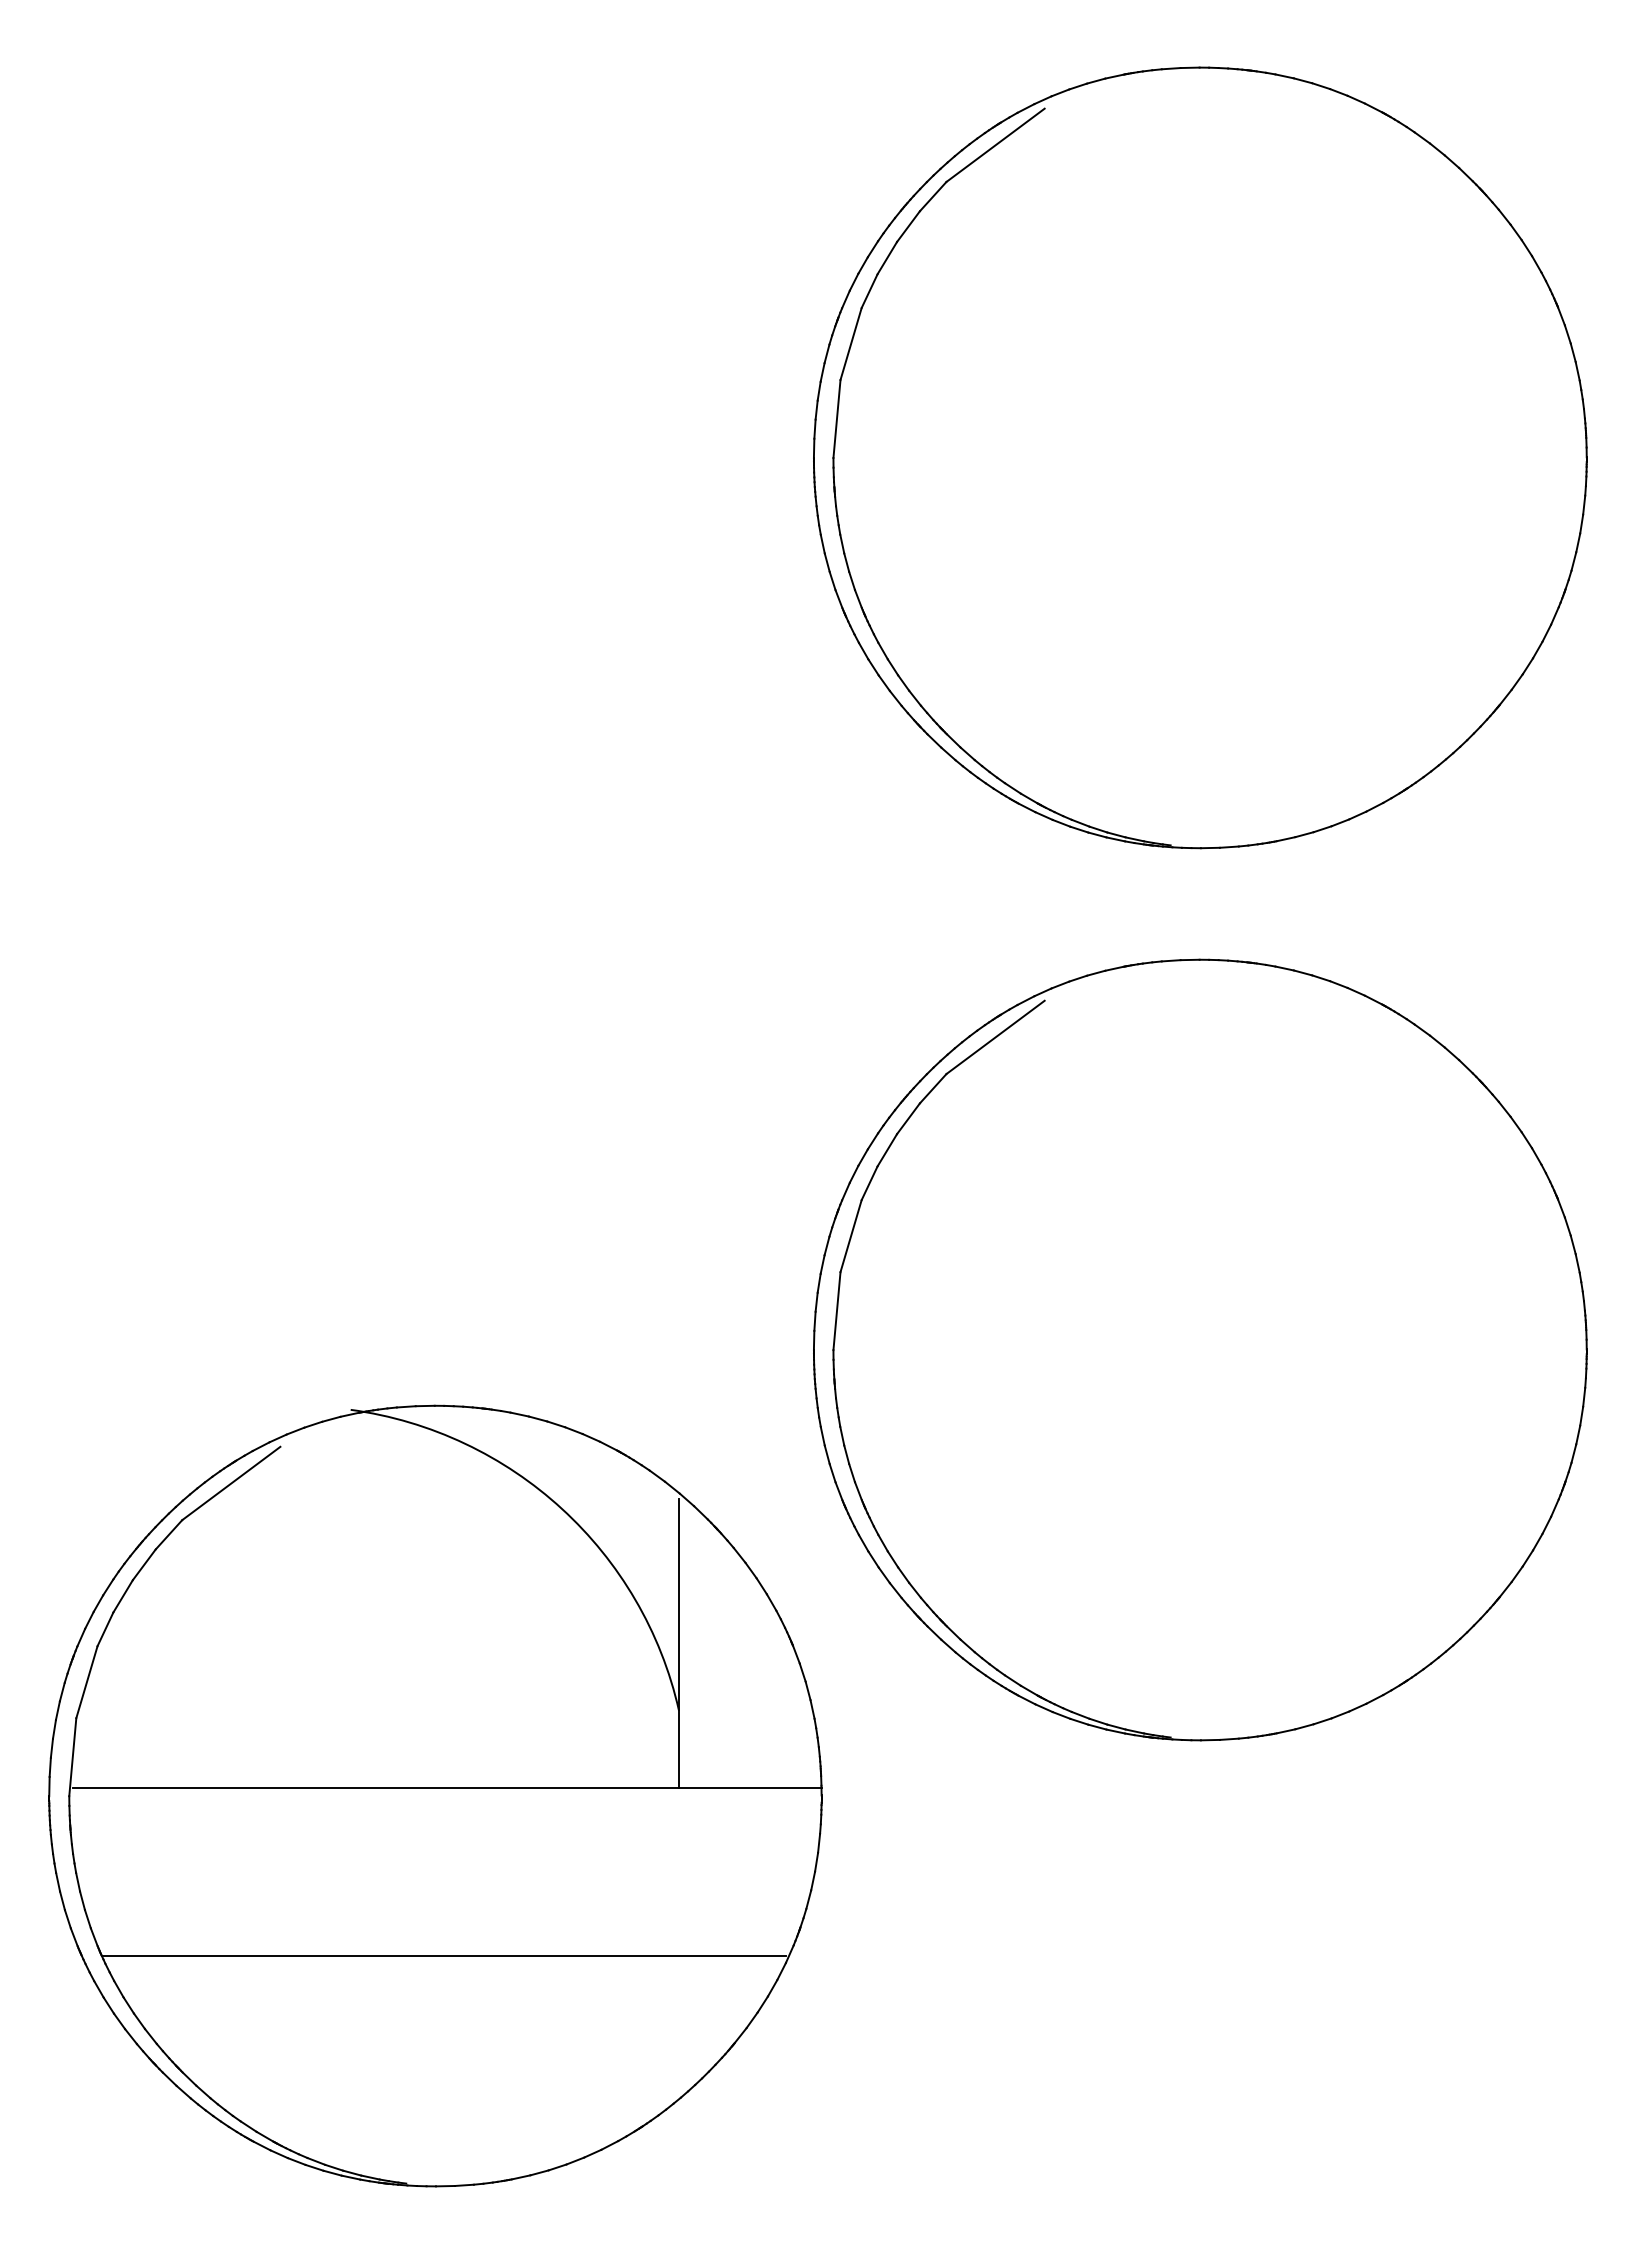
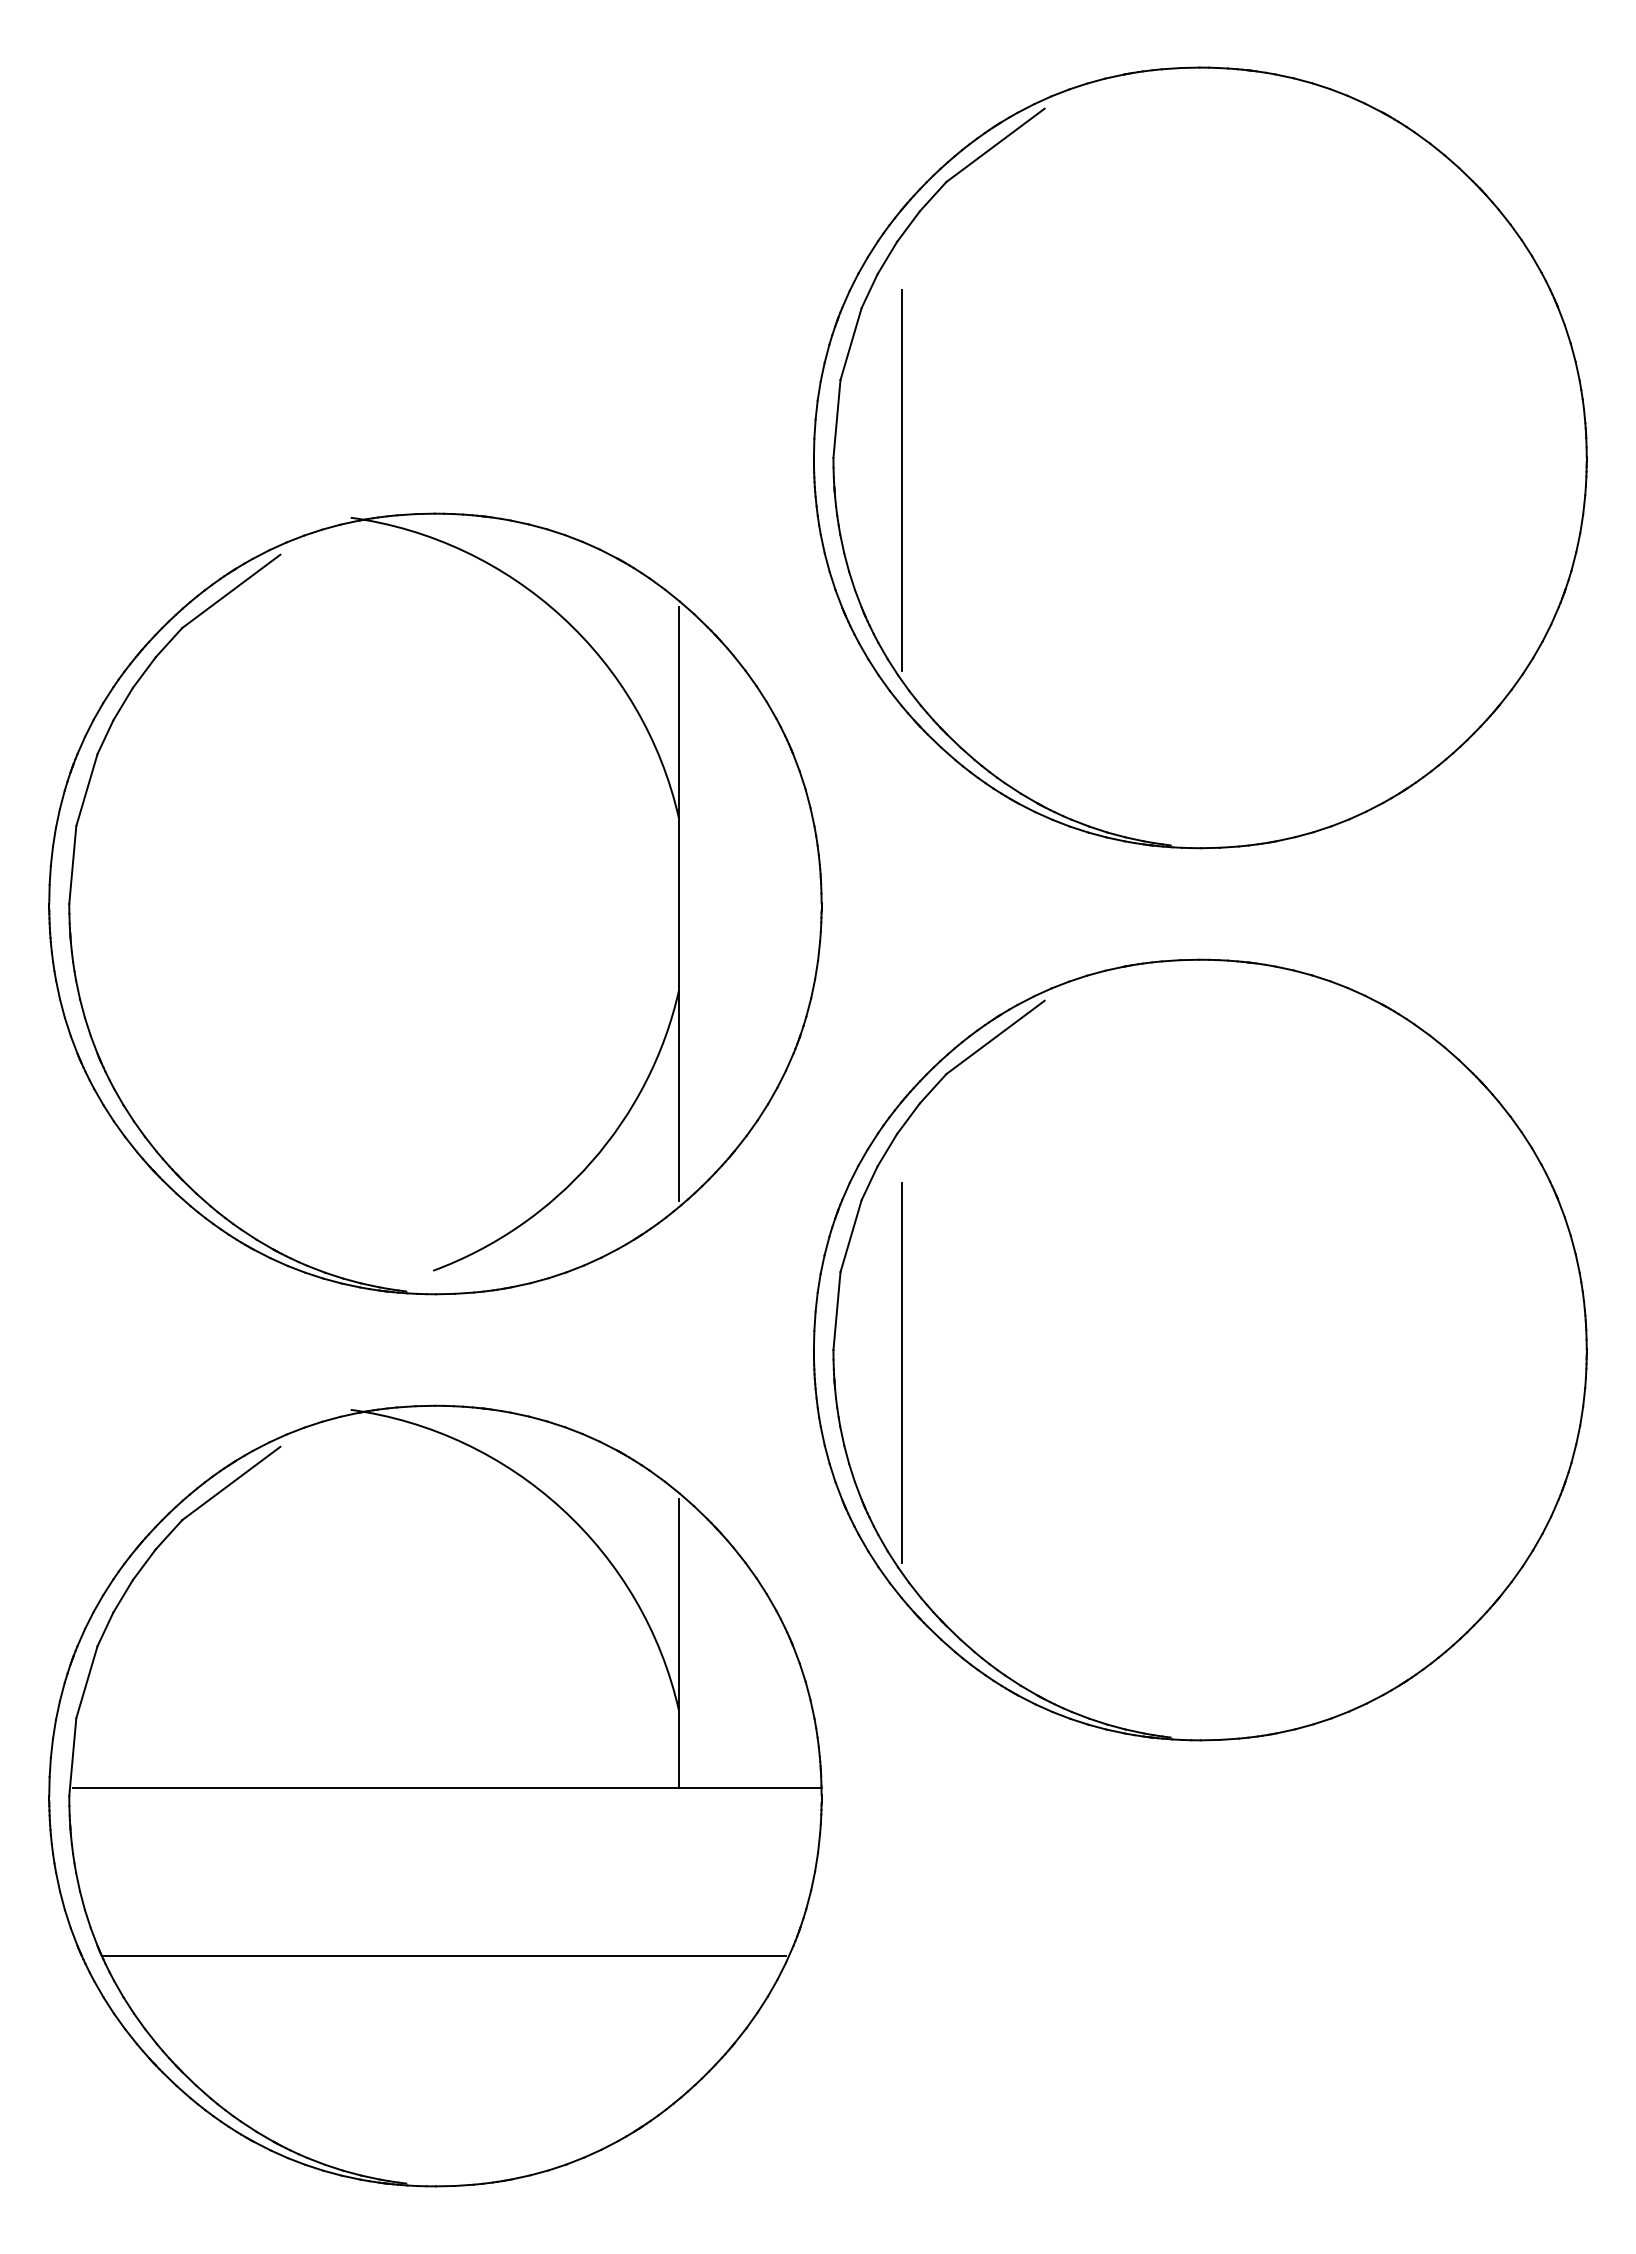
line: none -> present (902, 480)
part: none -> present (435, 903)
line: none -> present (902, 1372)
